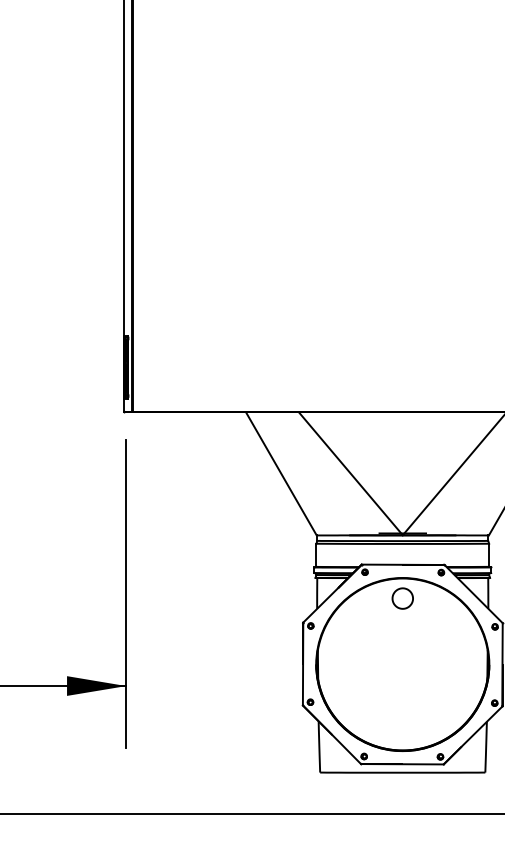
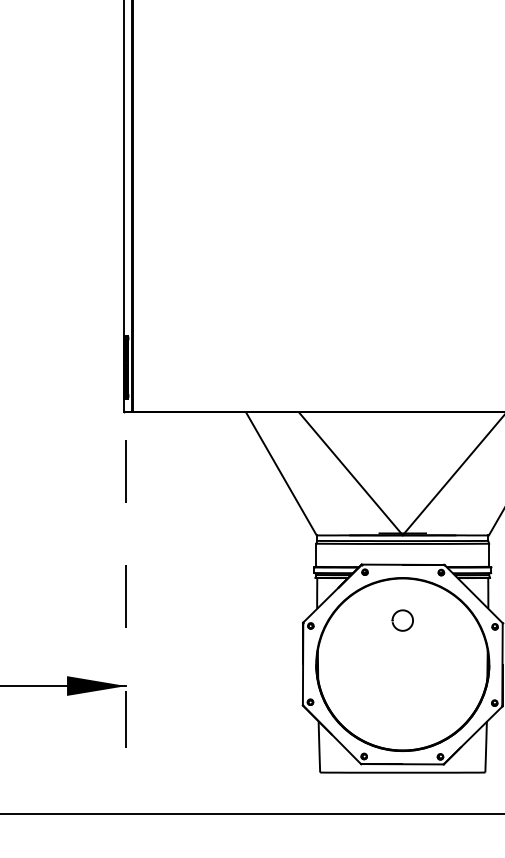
line: solid -> dashed (126, 594)
part position: (402, 598) -> (402, 620) (402, 620)
